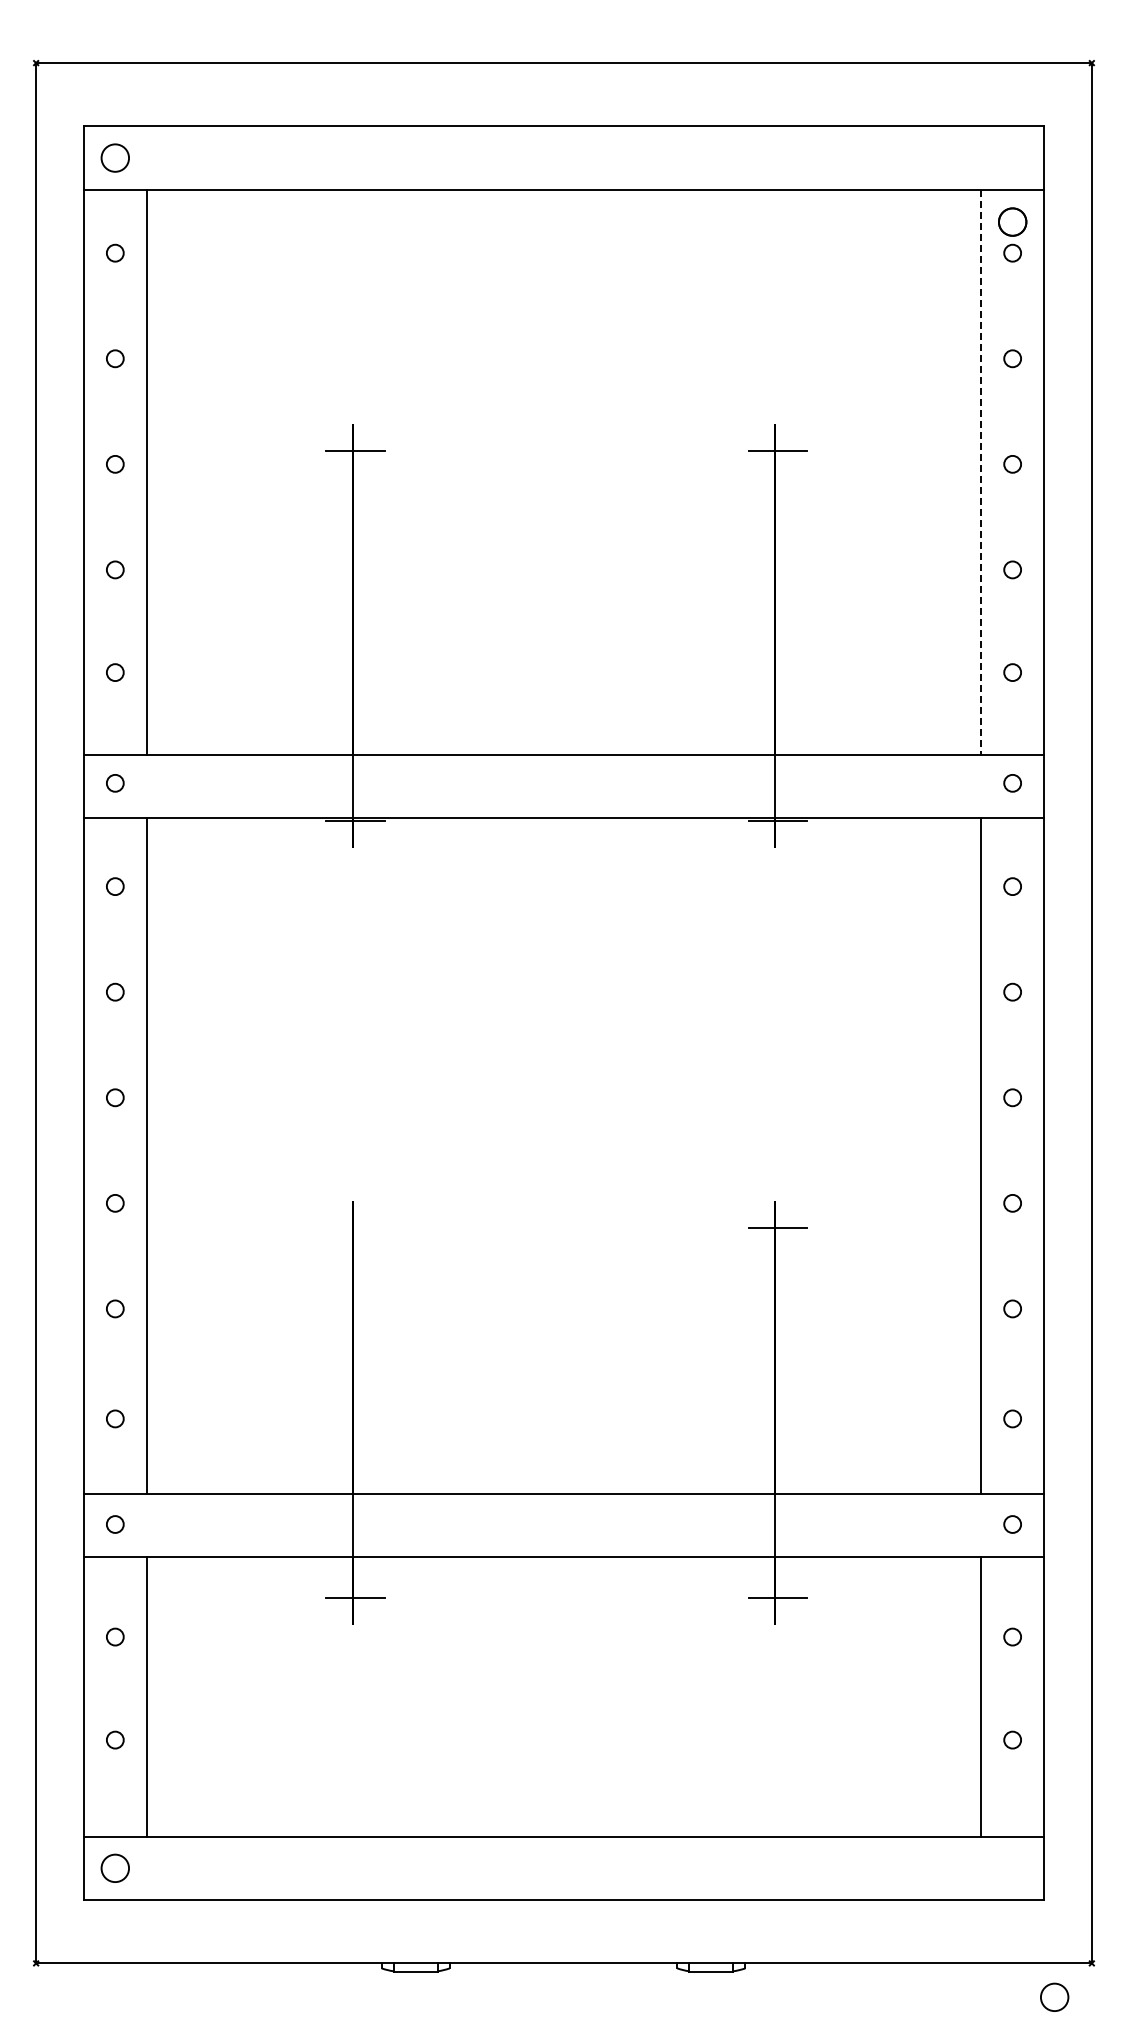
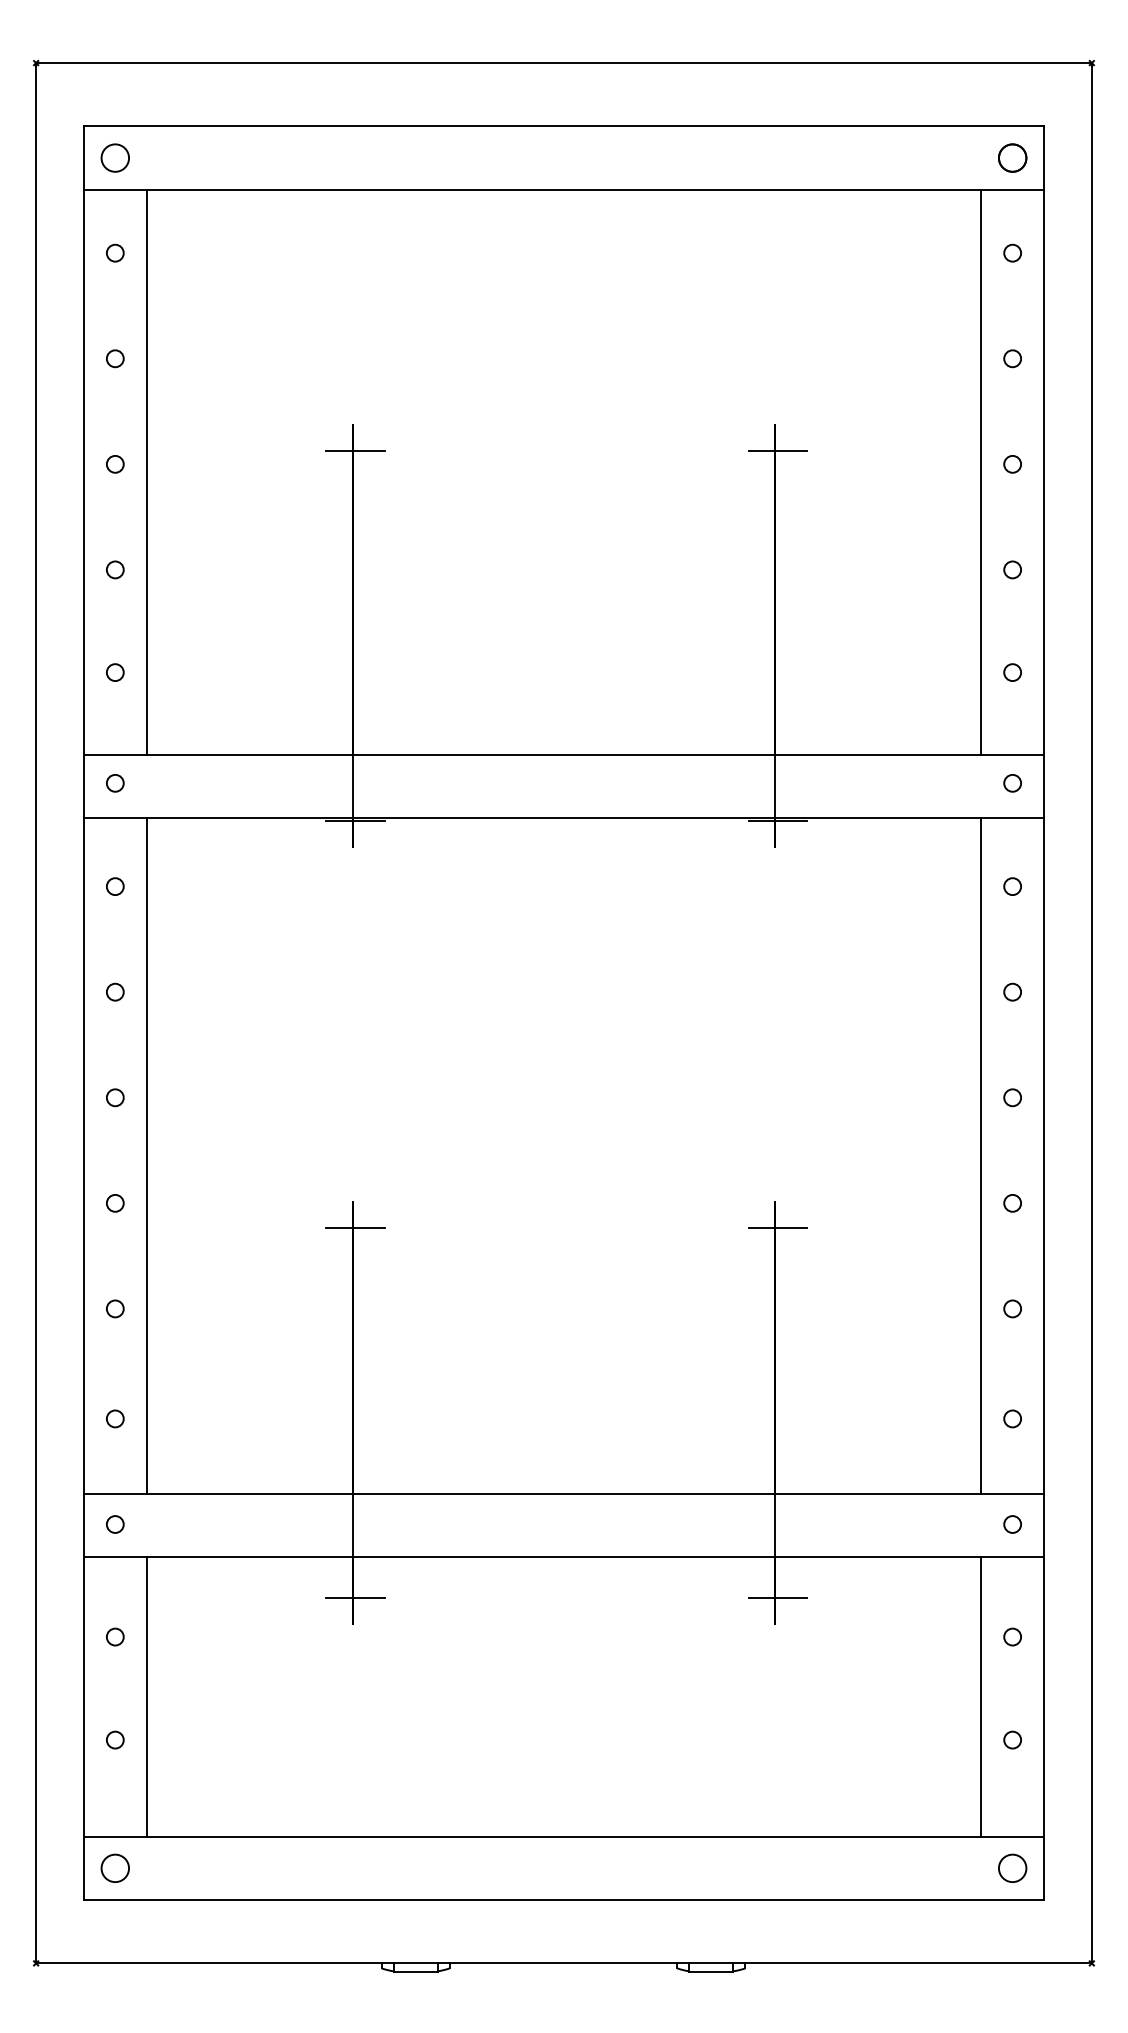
circle position: (1012, 221) -> (1012, 157) (1012, 157)
line: dashed -> solid (981, 472)
line: none -> present (355, 1227)
circle position: (1054, 1996) -> (1012, 1867) (1012, 1867)
